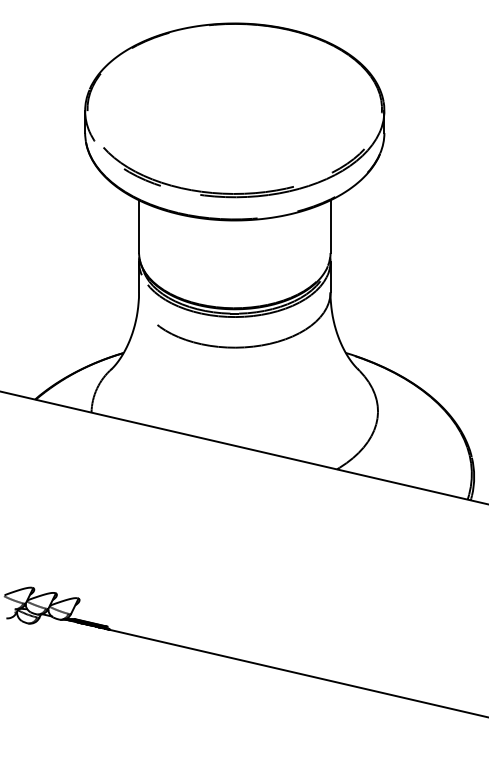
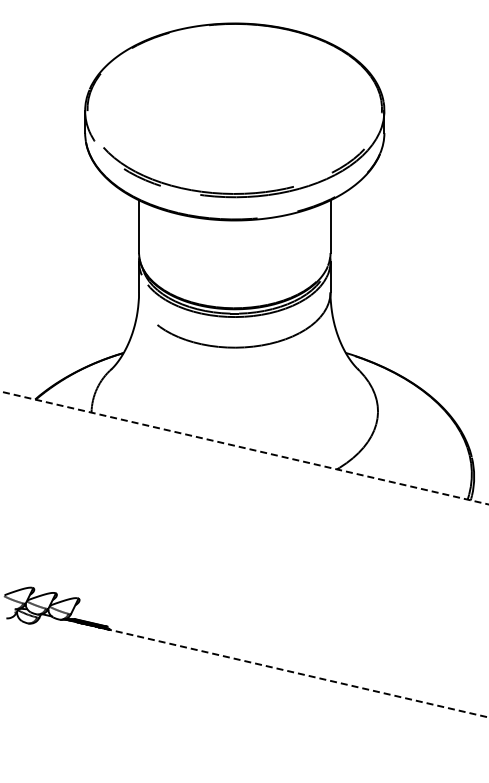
line: solid -> dashed (243, 447)
line: solid -> dashed (296, 673)
